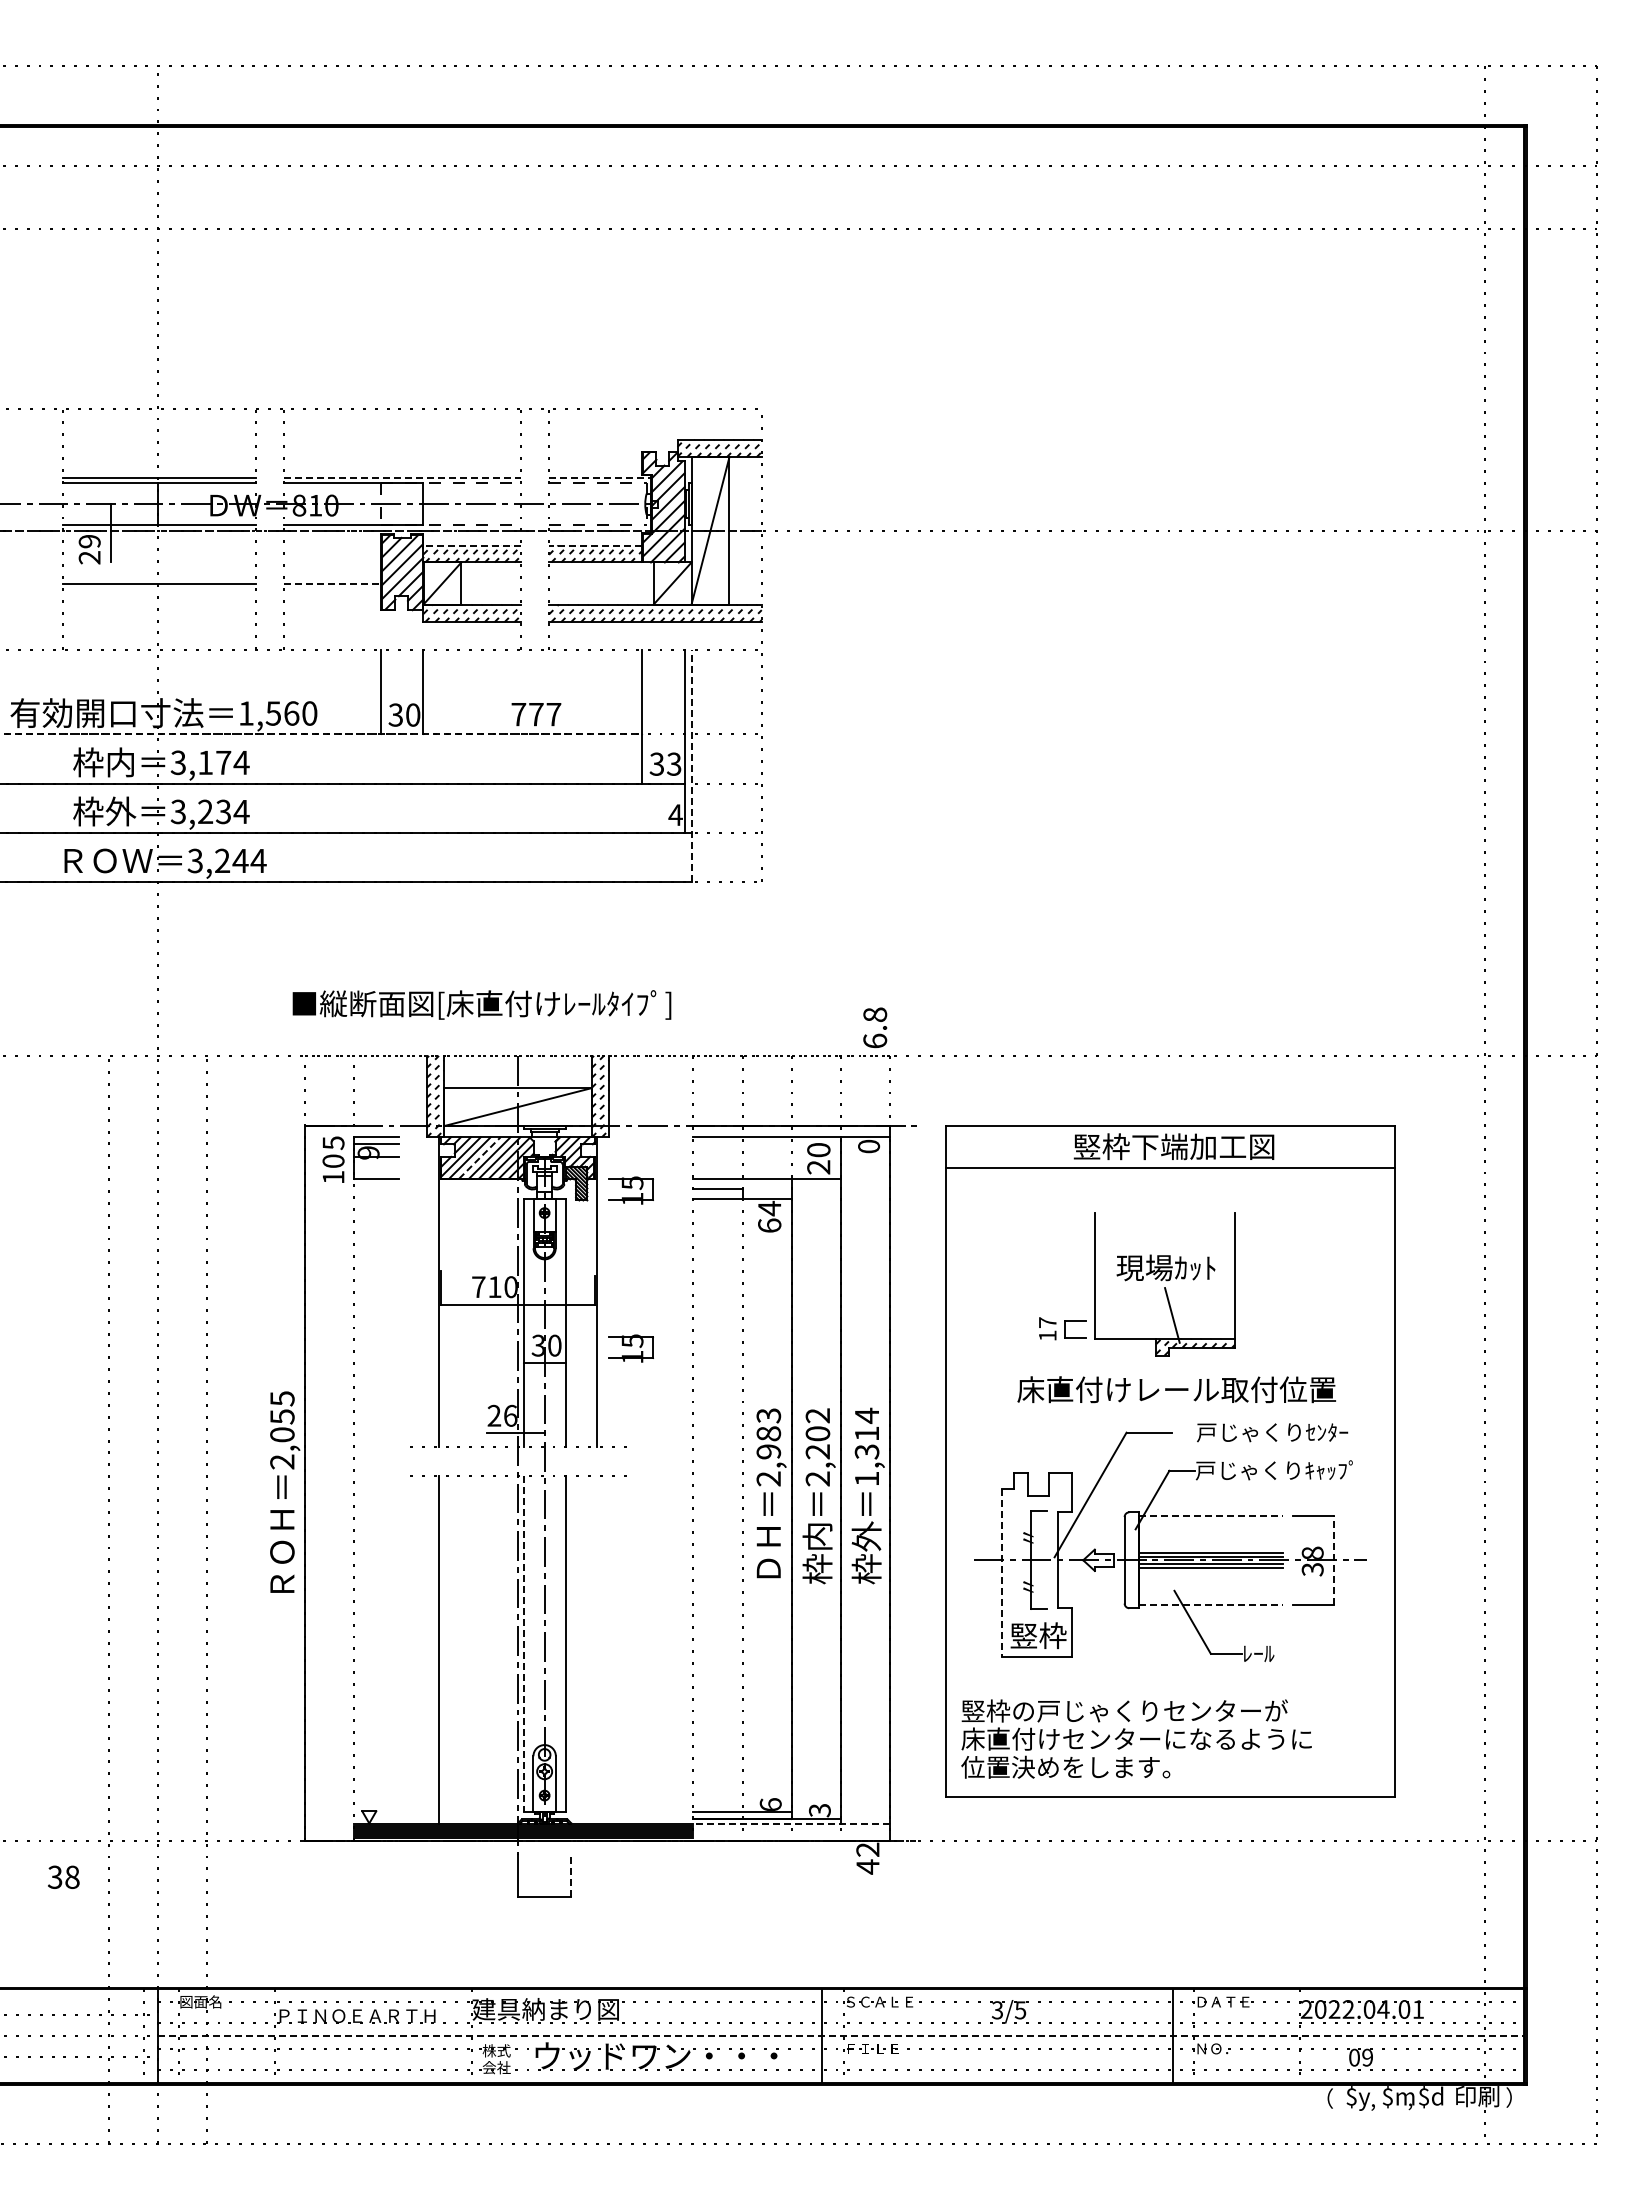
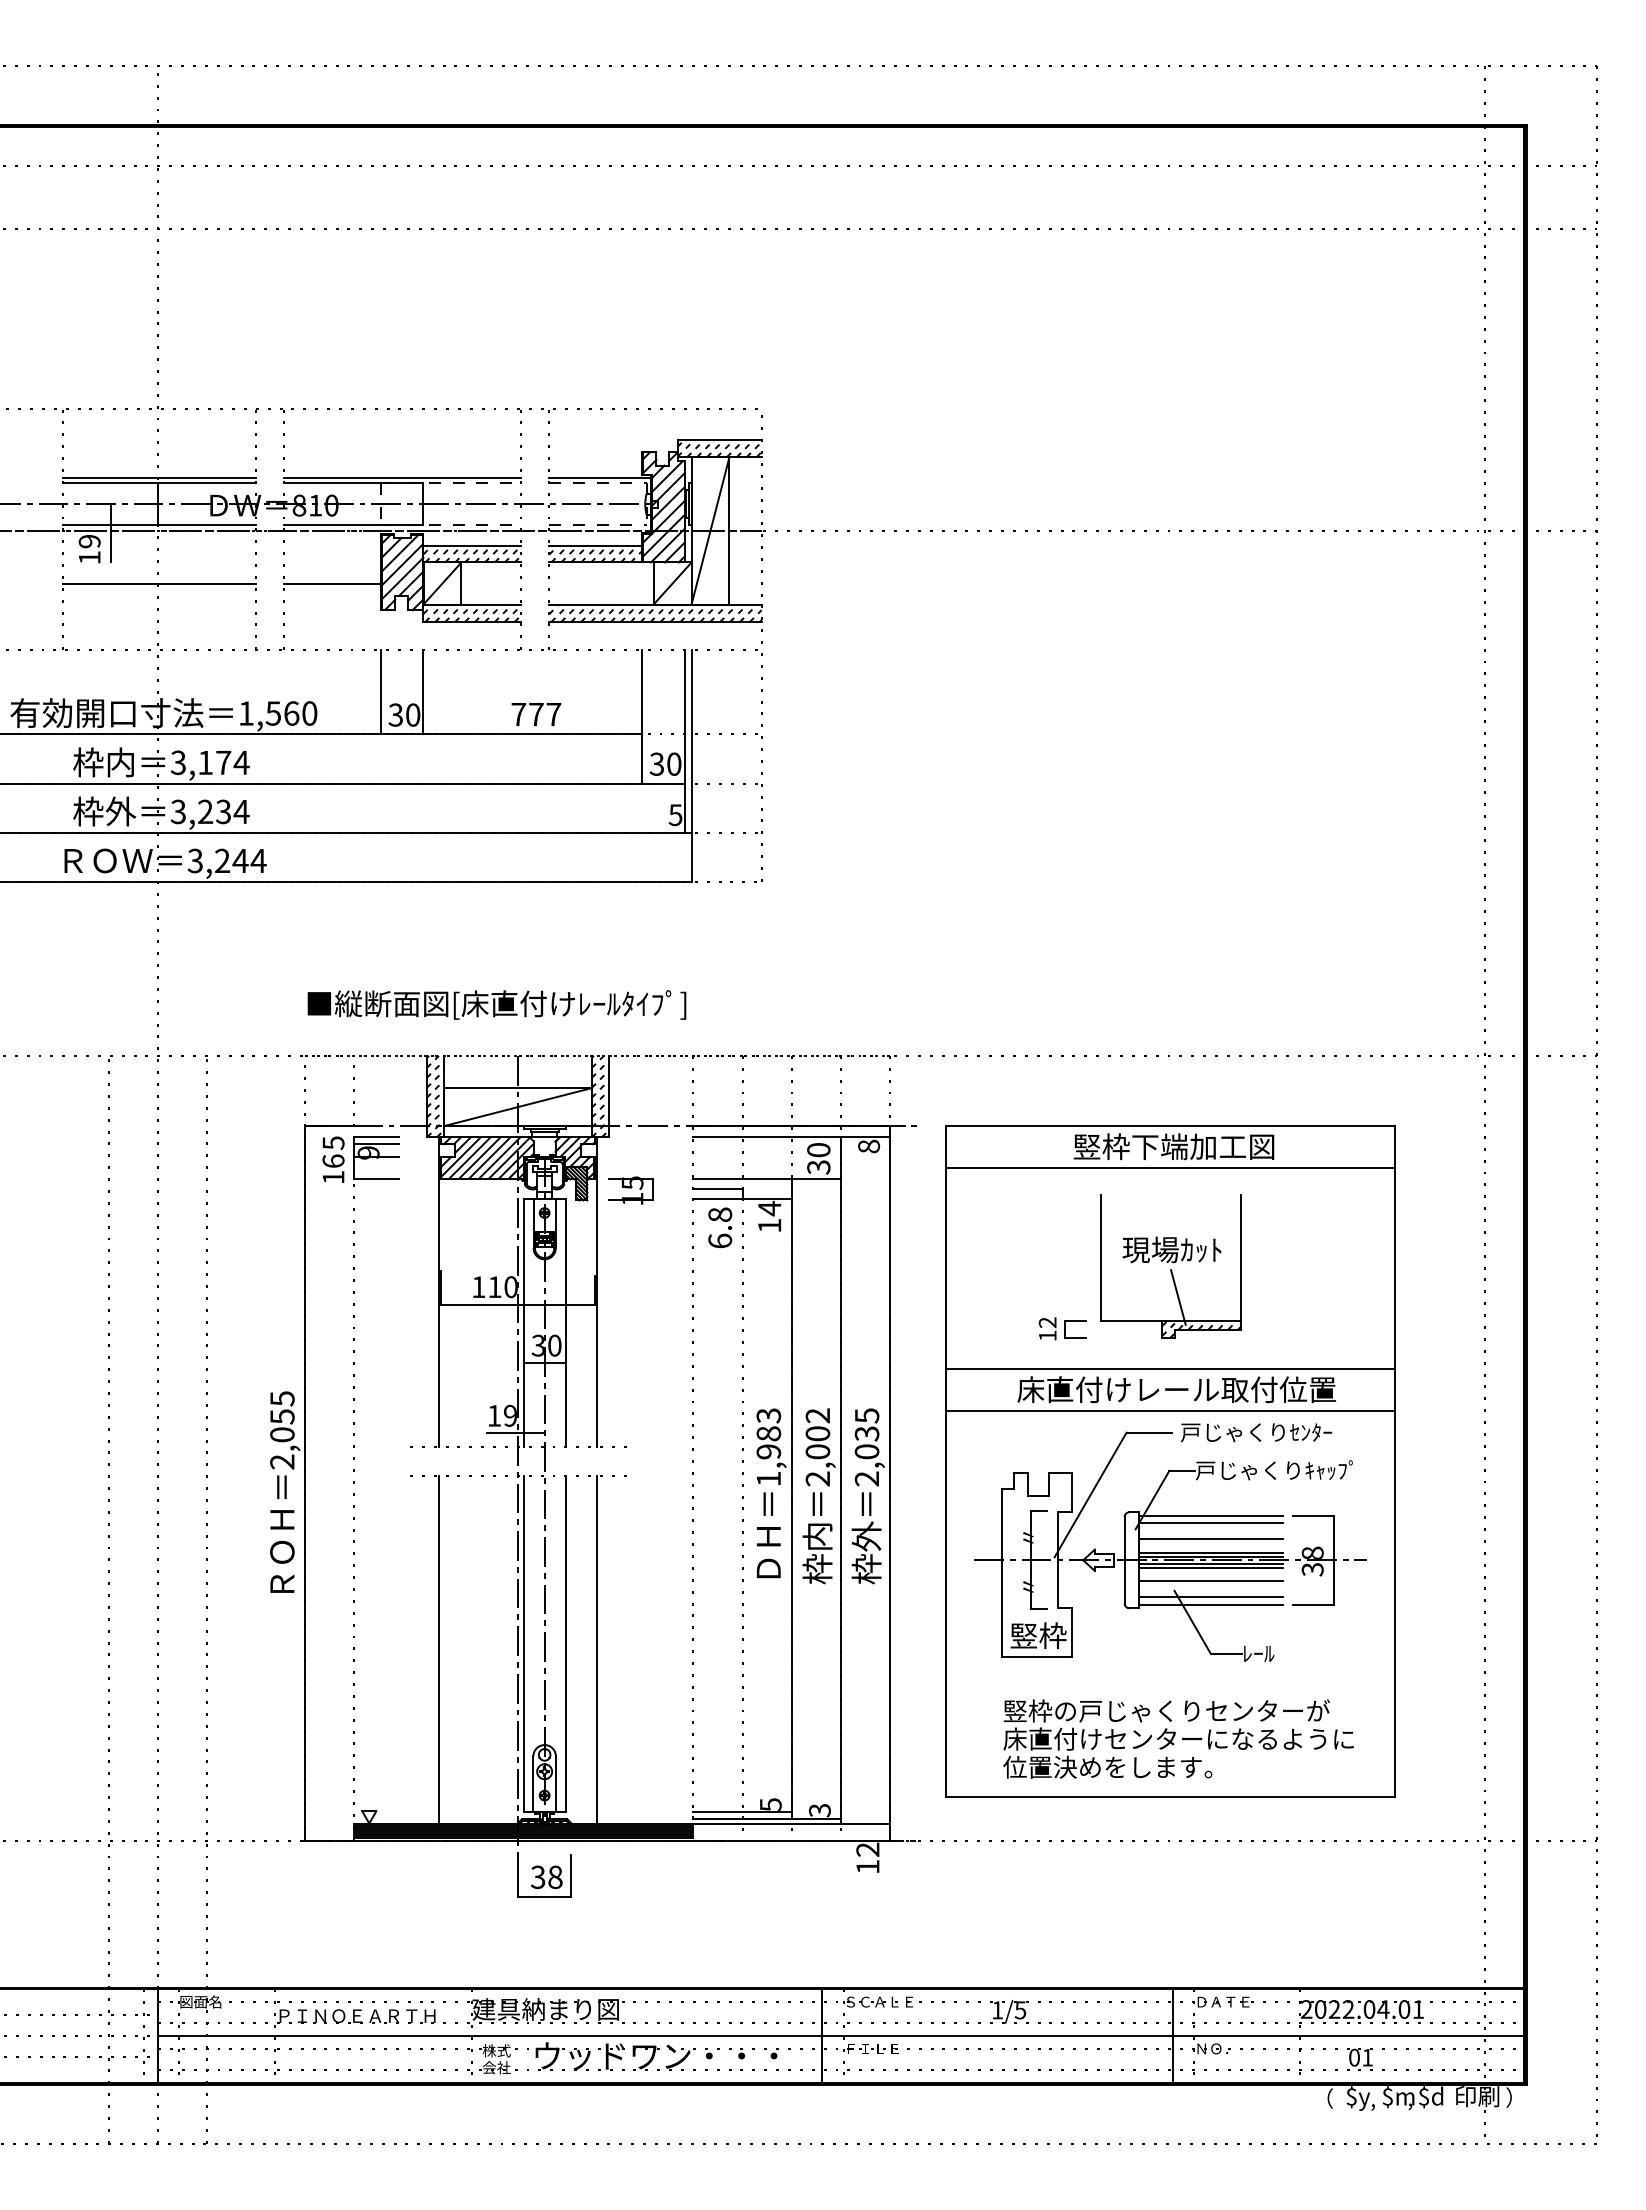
line: dashed -> solid (402, 478)
line: dashed -> solid (599, 478)
line: dashed -> solid (472, 545)
line: dashed -> solid (595, 545)
text: 29 -> 19 (89, 557)
line: dashed -> solid (332, 583)
line: dashed -> solid (321, 734)
text: 33 -> 30 (674, 763)
line: dashed -> solid (691, 766)
text: 4 -> 5 (675, 815)
text position: (481, 1004) -> (496, 1004) (496, 1004)
text position: (875, 1027) -> (720, 1227) (720, 1227)
text: 0 -> 8 (868, 1146)
line: dashed -> solid (480, 1157)
text: 10 -> 16 (333, 1160)
text: 20 -> 30 (818, 1167)
text: 64 -> 14 (769, 1225)
part position: (1164, 1284) -> (1170, 1266) (1170, 1266)
text: 710 -> 110 (478, 1286)
text: 17 -> 12 (1047, 1322)
part: present -> none (630, 1348)
line: none -> present (1170, 1369)
line: none -> present (1170, 1411)
text: 26 -> 19 (502, 1415)
text position: (1272, 1432) -> (1256, 1432) (1256, 1432)
text: 1,314 -> 2,035 (866, 1446)
text: 2,202 -> 2,002 (817, 1451)
text: 2,983 -> 1,983 (768, 1478)
line: dashed -> solid (1211, 1515)
line: none -> present (1210, 1523)
line: none -> present (1210, 1539)
line: dashed -> solid (1333, 1559)
line: dashed -> solid (1002, 1573)
line: none -> present (1210, 1581)
line: none -> present (1210, 1597)
line: dashed -> solid (1211, 1604)
line: dashed -> solid (523, 1644)
line: none -> present (597, 1649)
text position: (1136, 1738) -> (1178, 1738) (1178, 1738)
text: 6 -> 5 (770, 1804)
line: dashed -> solid (791, 1823)
text: 42 -> 12 (867, 1866)
line: dashed -> solid (571, 1875)
text position: (63, 1876) -> (546, 1876) (546, 1876)
text: 3/5 -> 1/5 (996, 2010)
line: dashed -> solid (841, 2036)
text: 09 -> 01 (1367, 2057)
